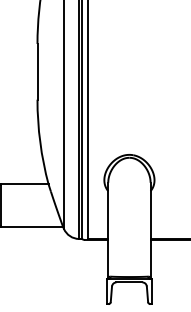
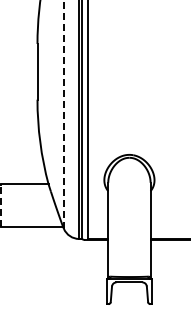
line: solid -> dashed (63, 114)
line: solid -> dashed (1, 205)
